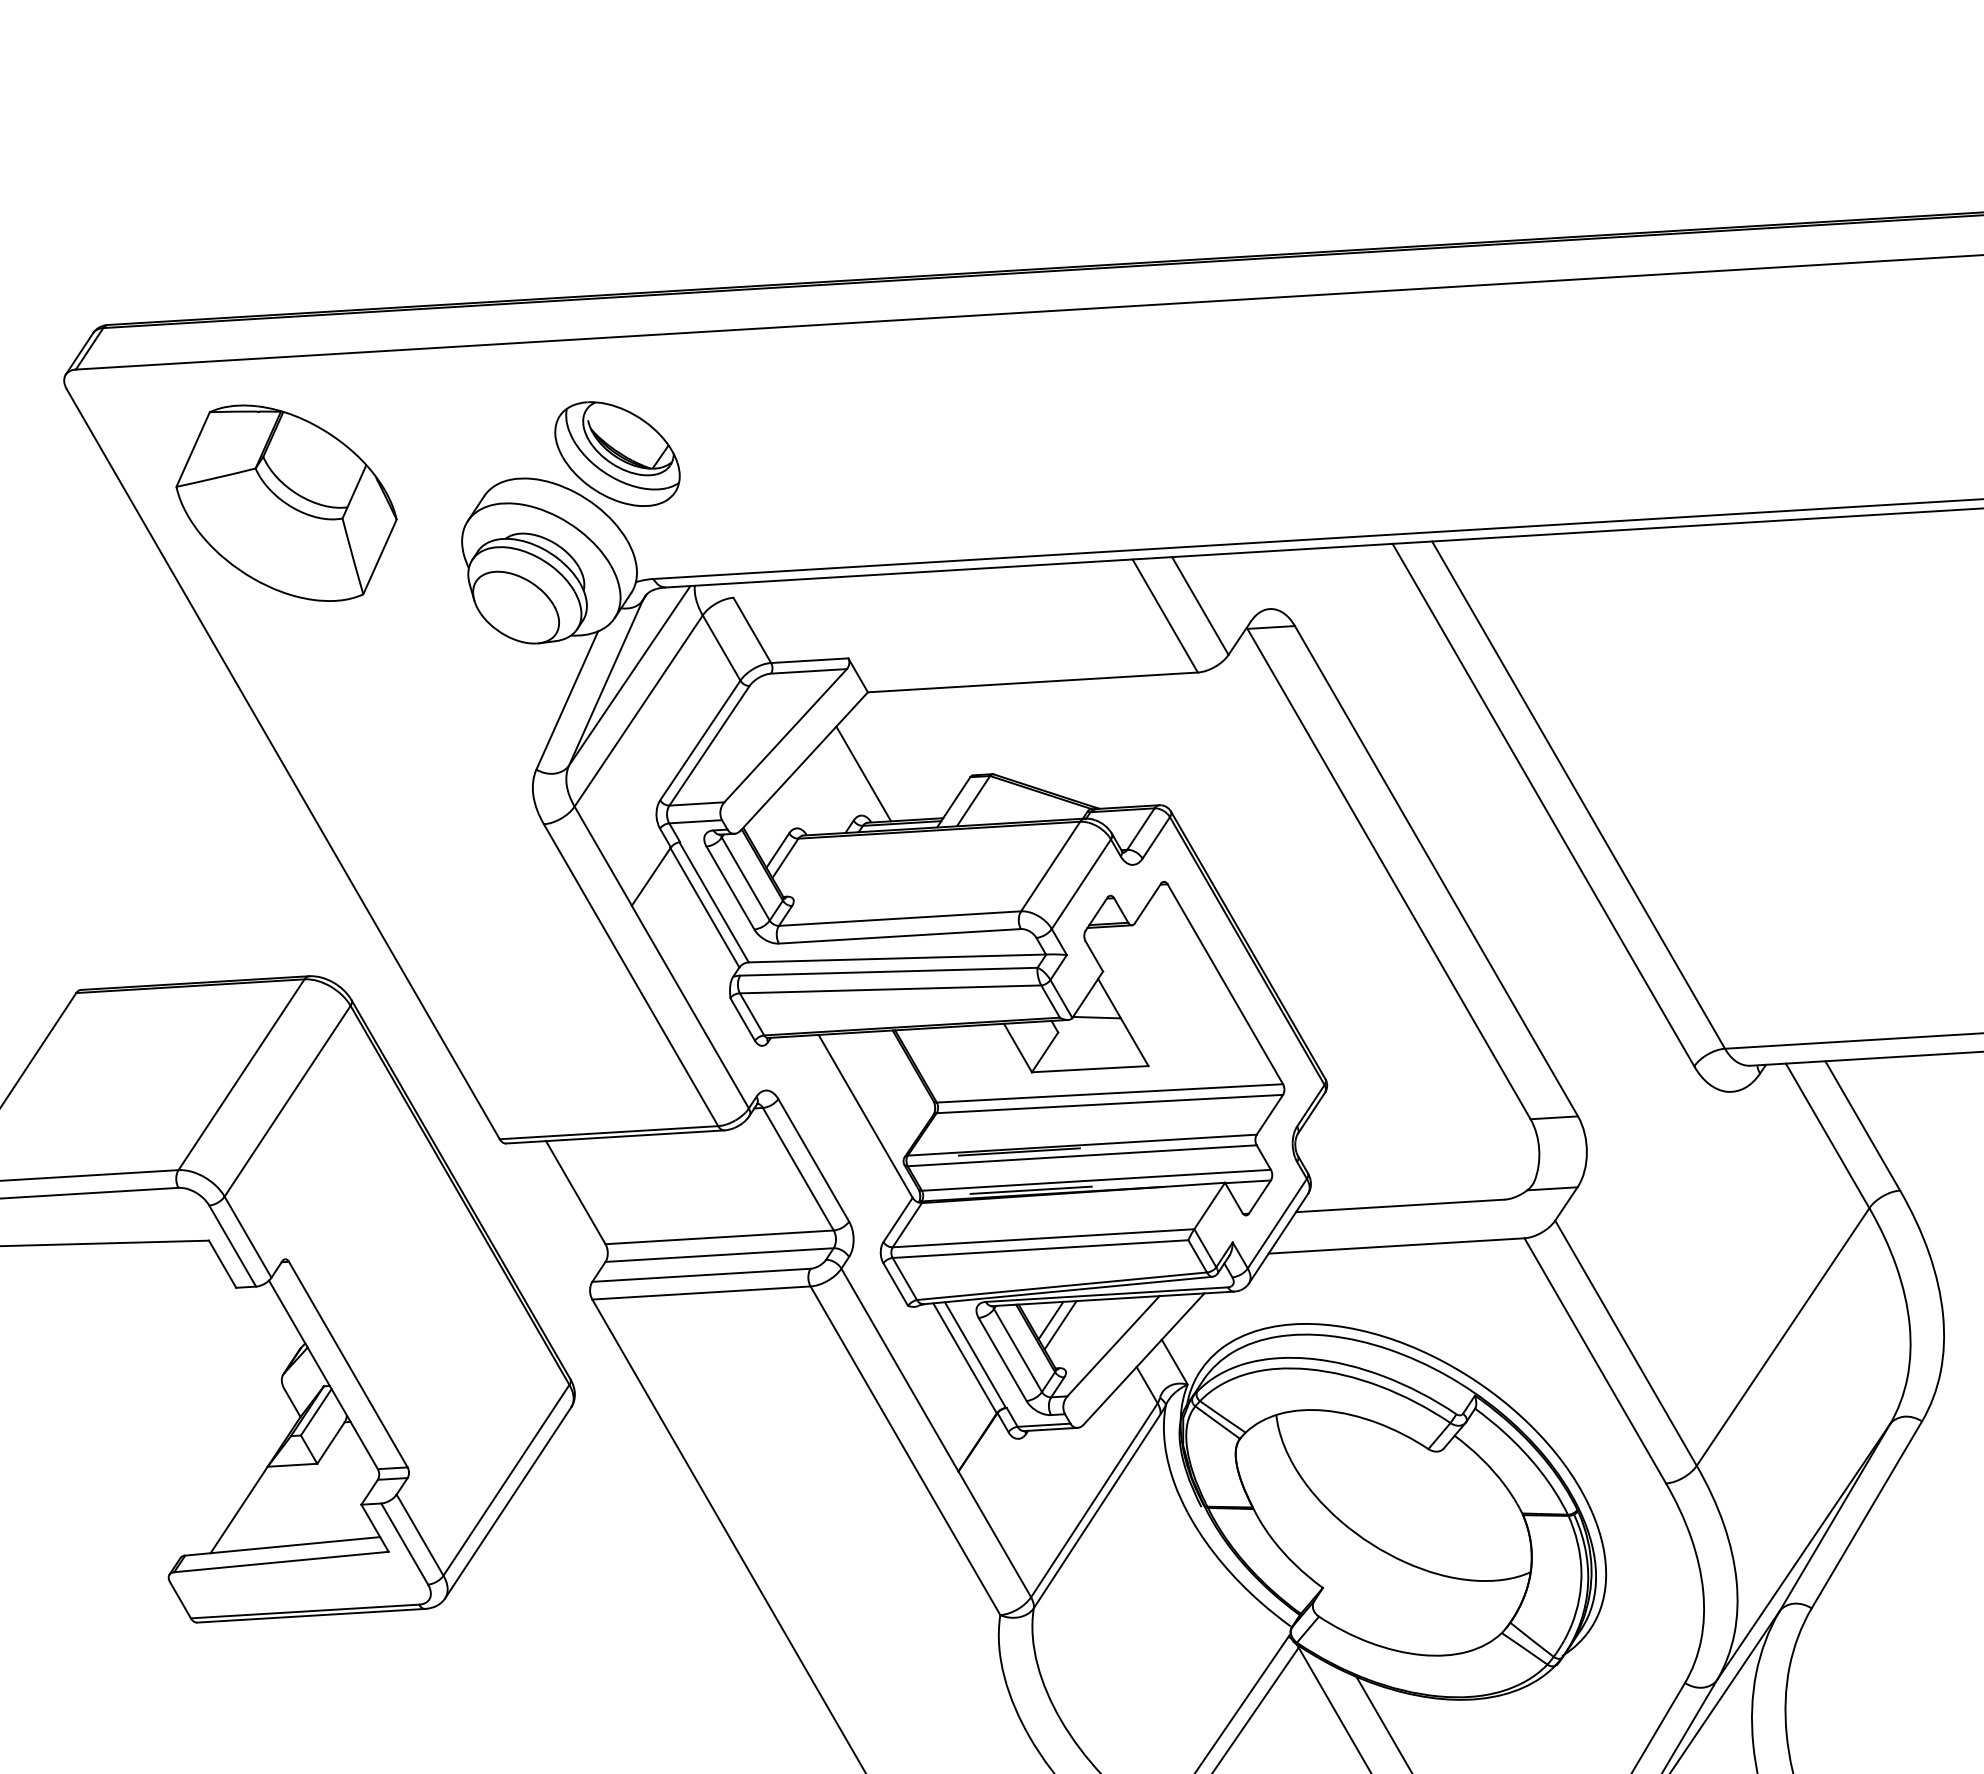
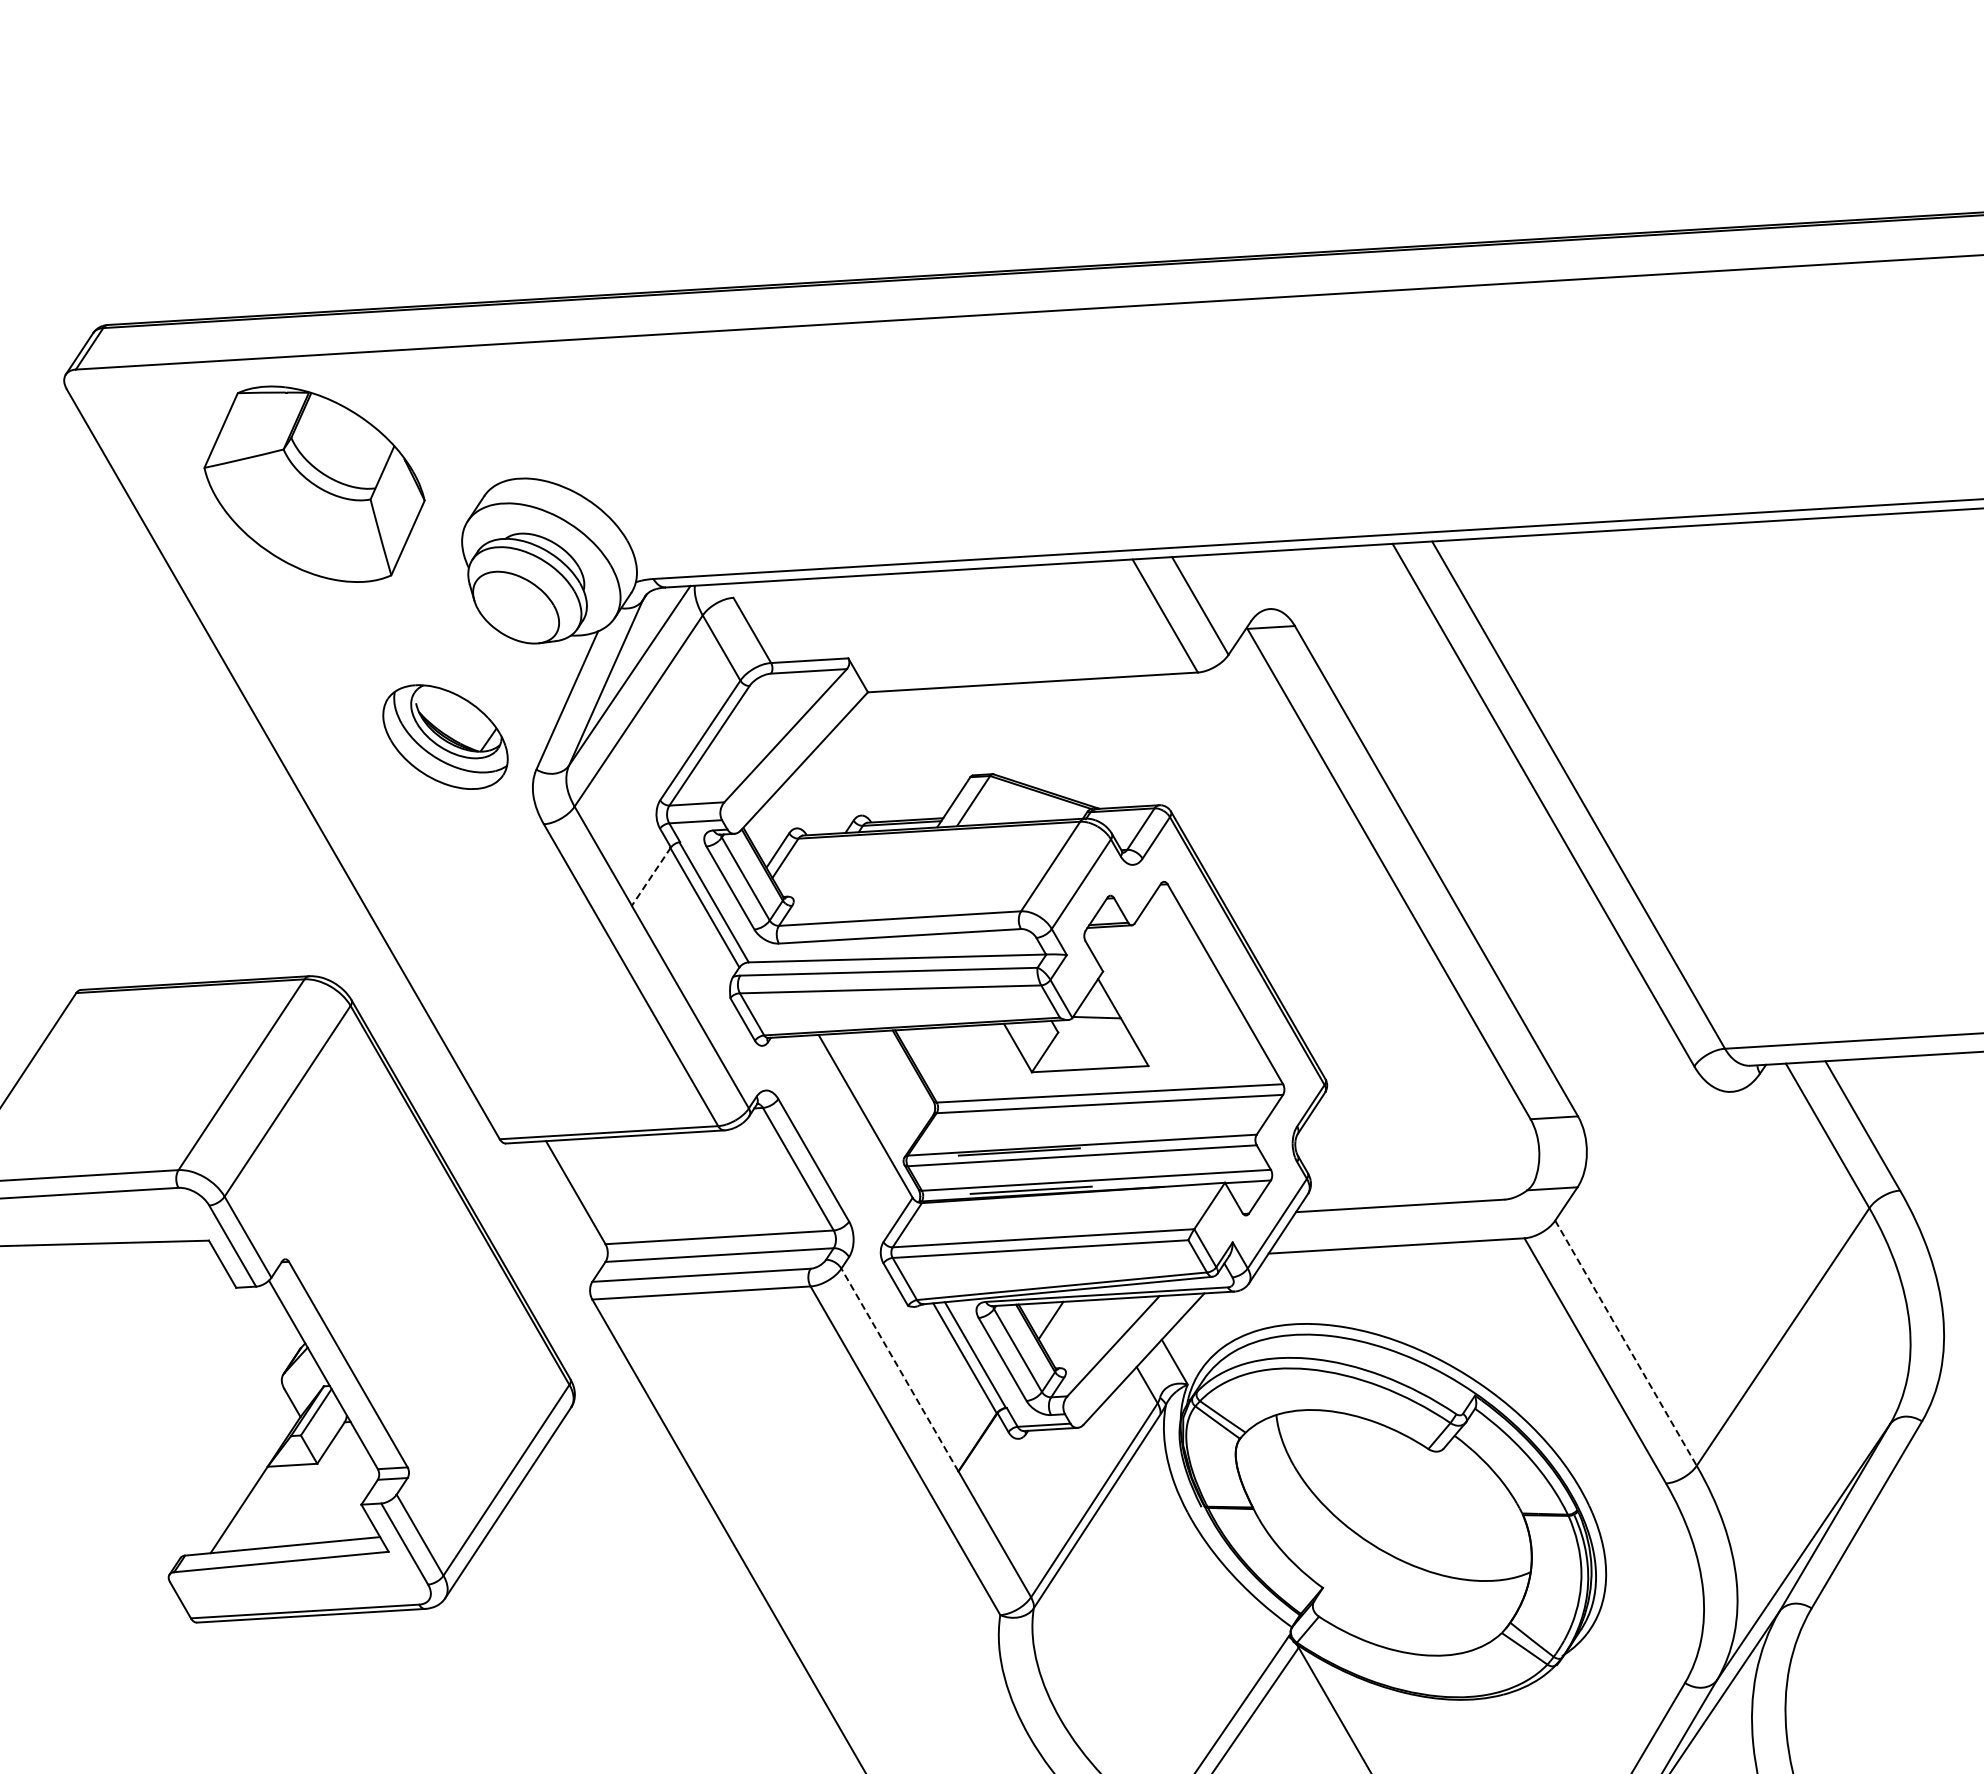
part position: (617, 453) -> (445, 736) (445, 736)
part position: (286, 502) -> (314, 483) (314, 483)
line: present -> none (863, 773)
line: solid -> dashed (651, 877)
line: present -> none (1060, 1325)
line: solid -> dashed (1625, 1343)
line: solid -> dashed (899, 1369)
line: present -> none (1382, 1722)
